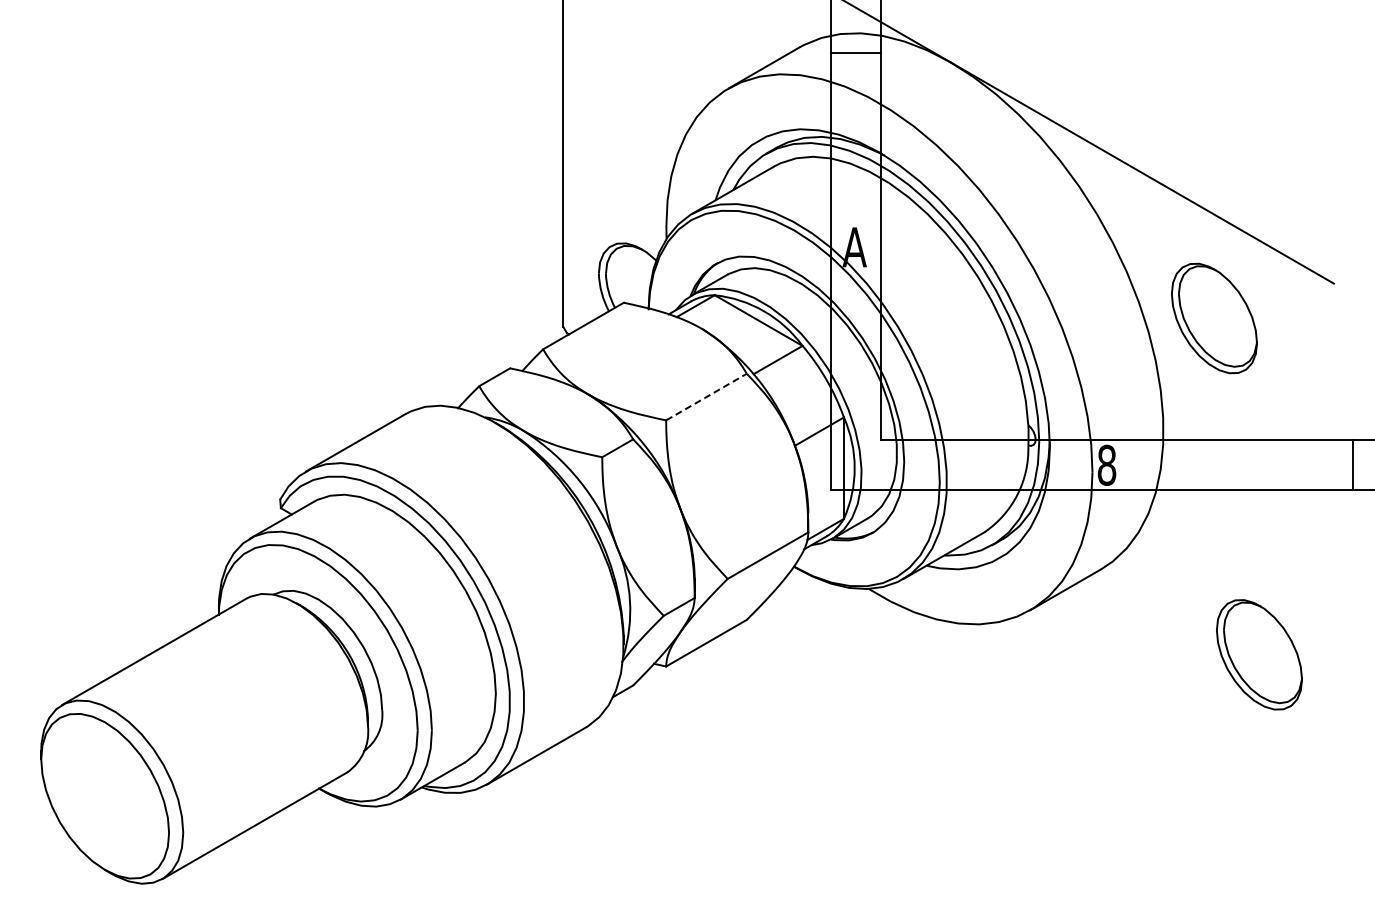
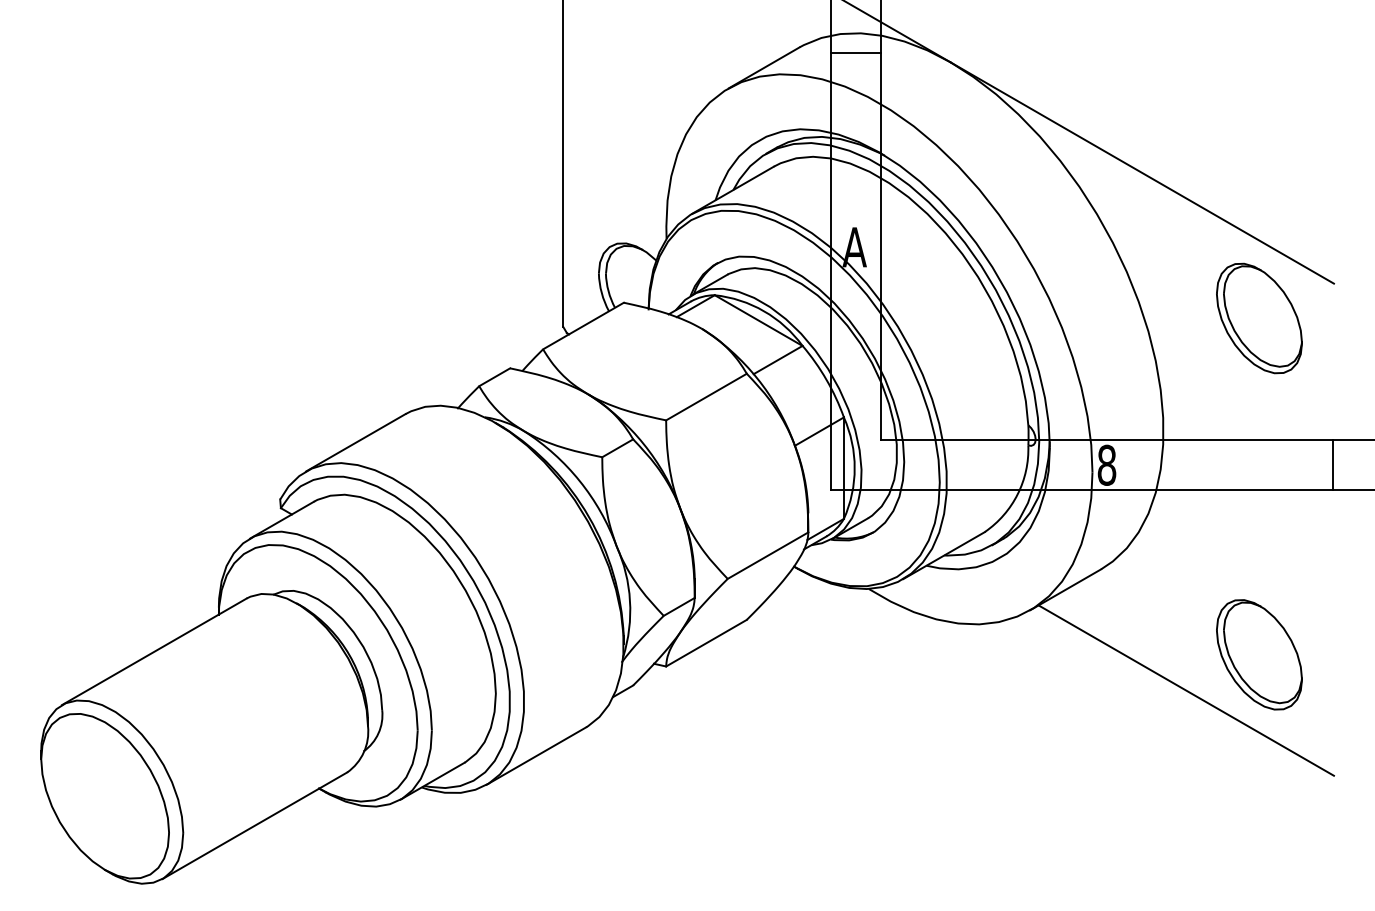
part position: (1214, 318) -> (1259, 318) (1259, 318)
line: dashed -> solid (706, 397)
line position: (1353, 465) -> (1333, 465) (1333, 465)
line: none -> present (1185, 690)
